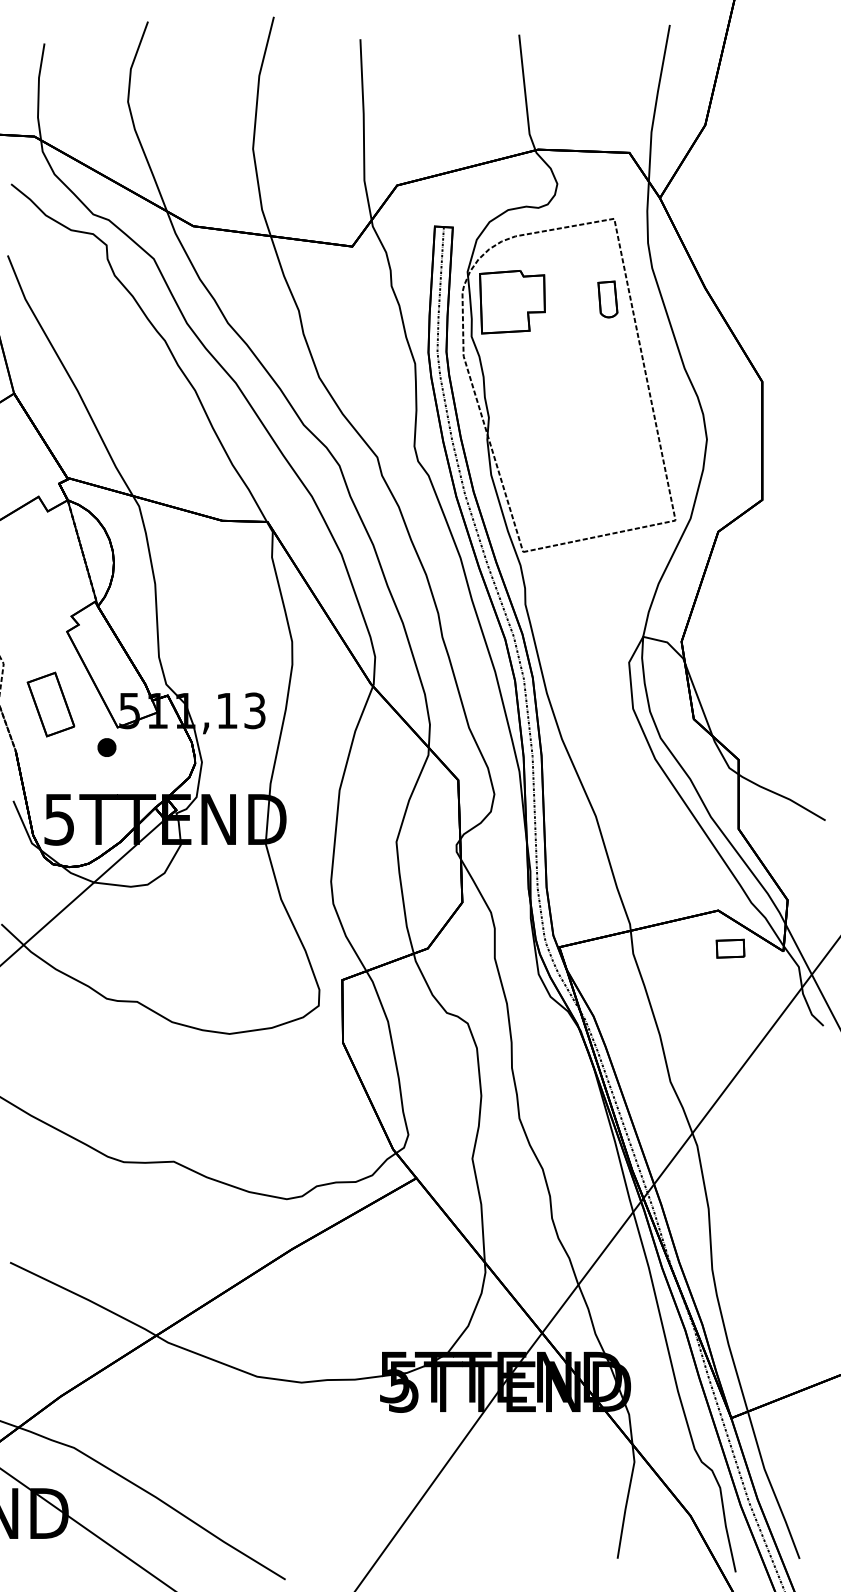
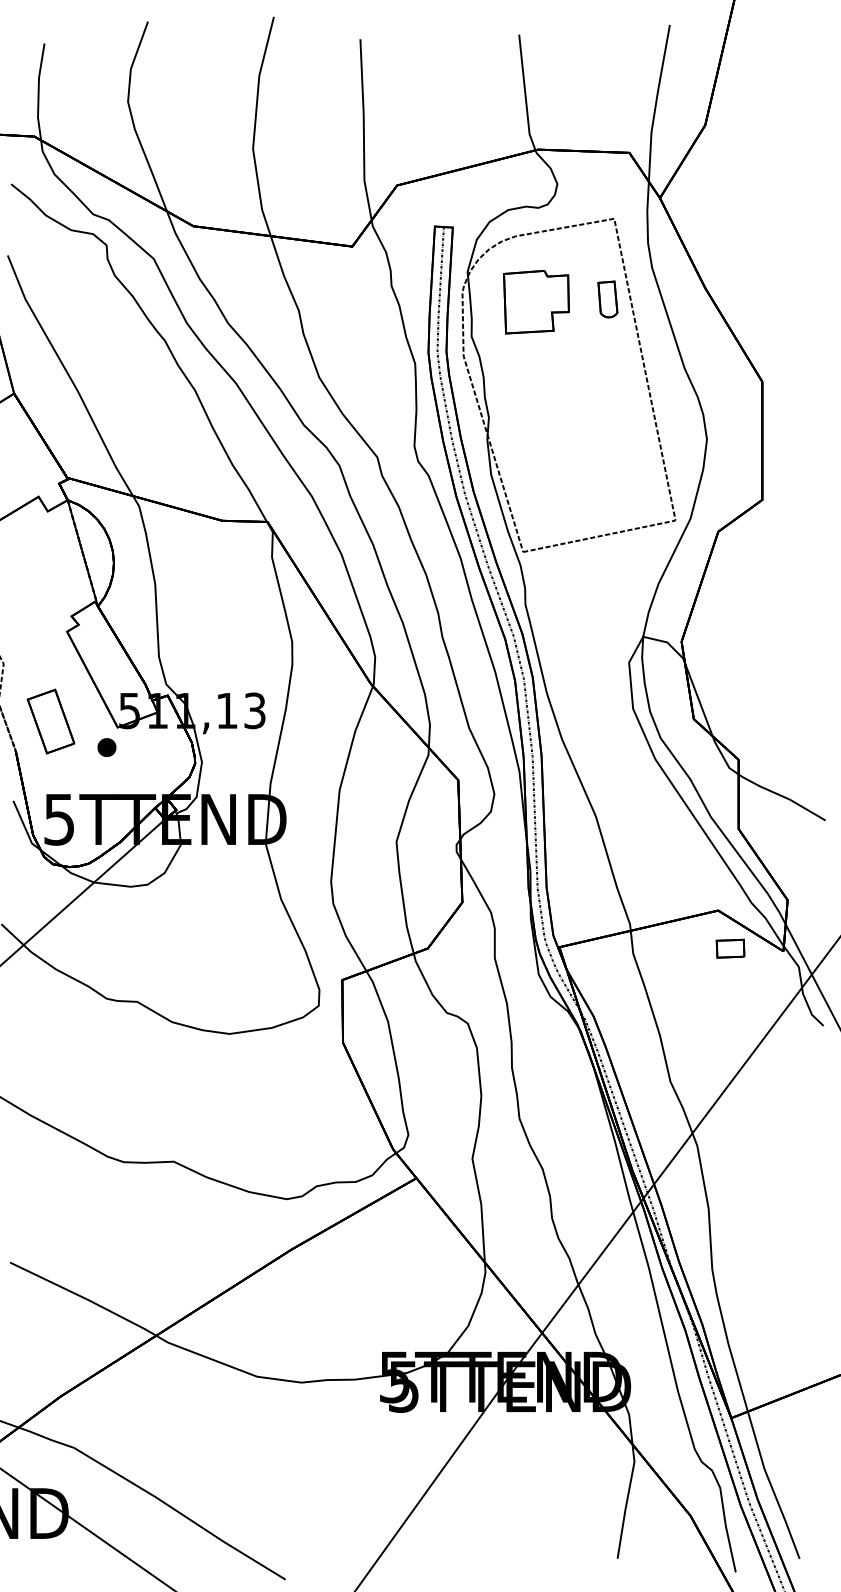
part position: (512, 302) -> (536, 302) (536, 302)
part position: (50, 704) -> (50, 721) (50, 721)
